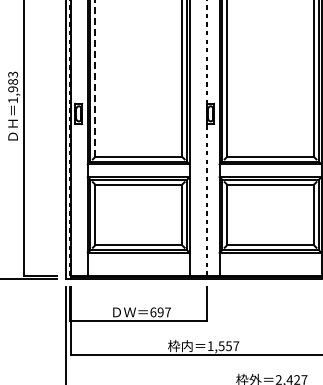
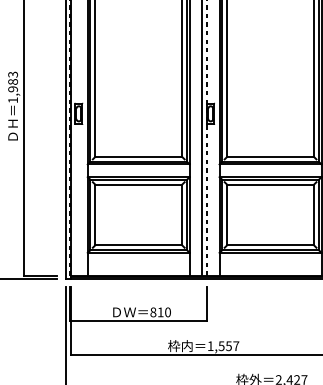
line: dashed -> solid (95, 78)
line: none -> present (202, 138)
text: 697 -> 810 (160, 312)
